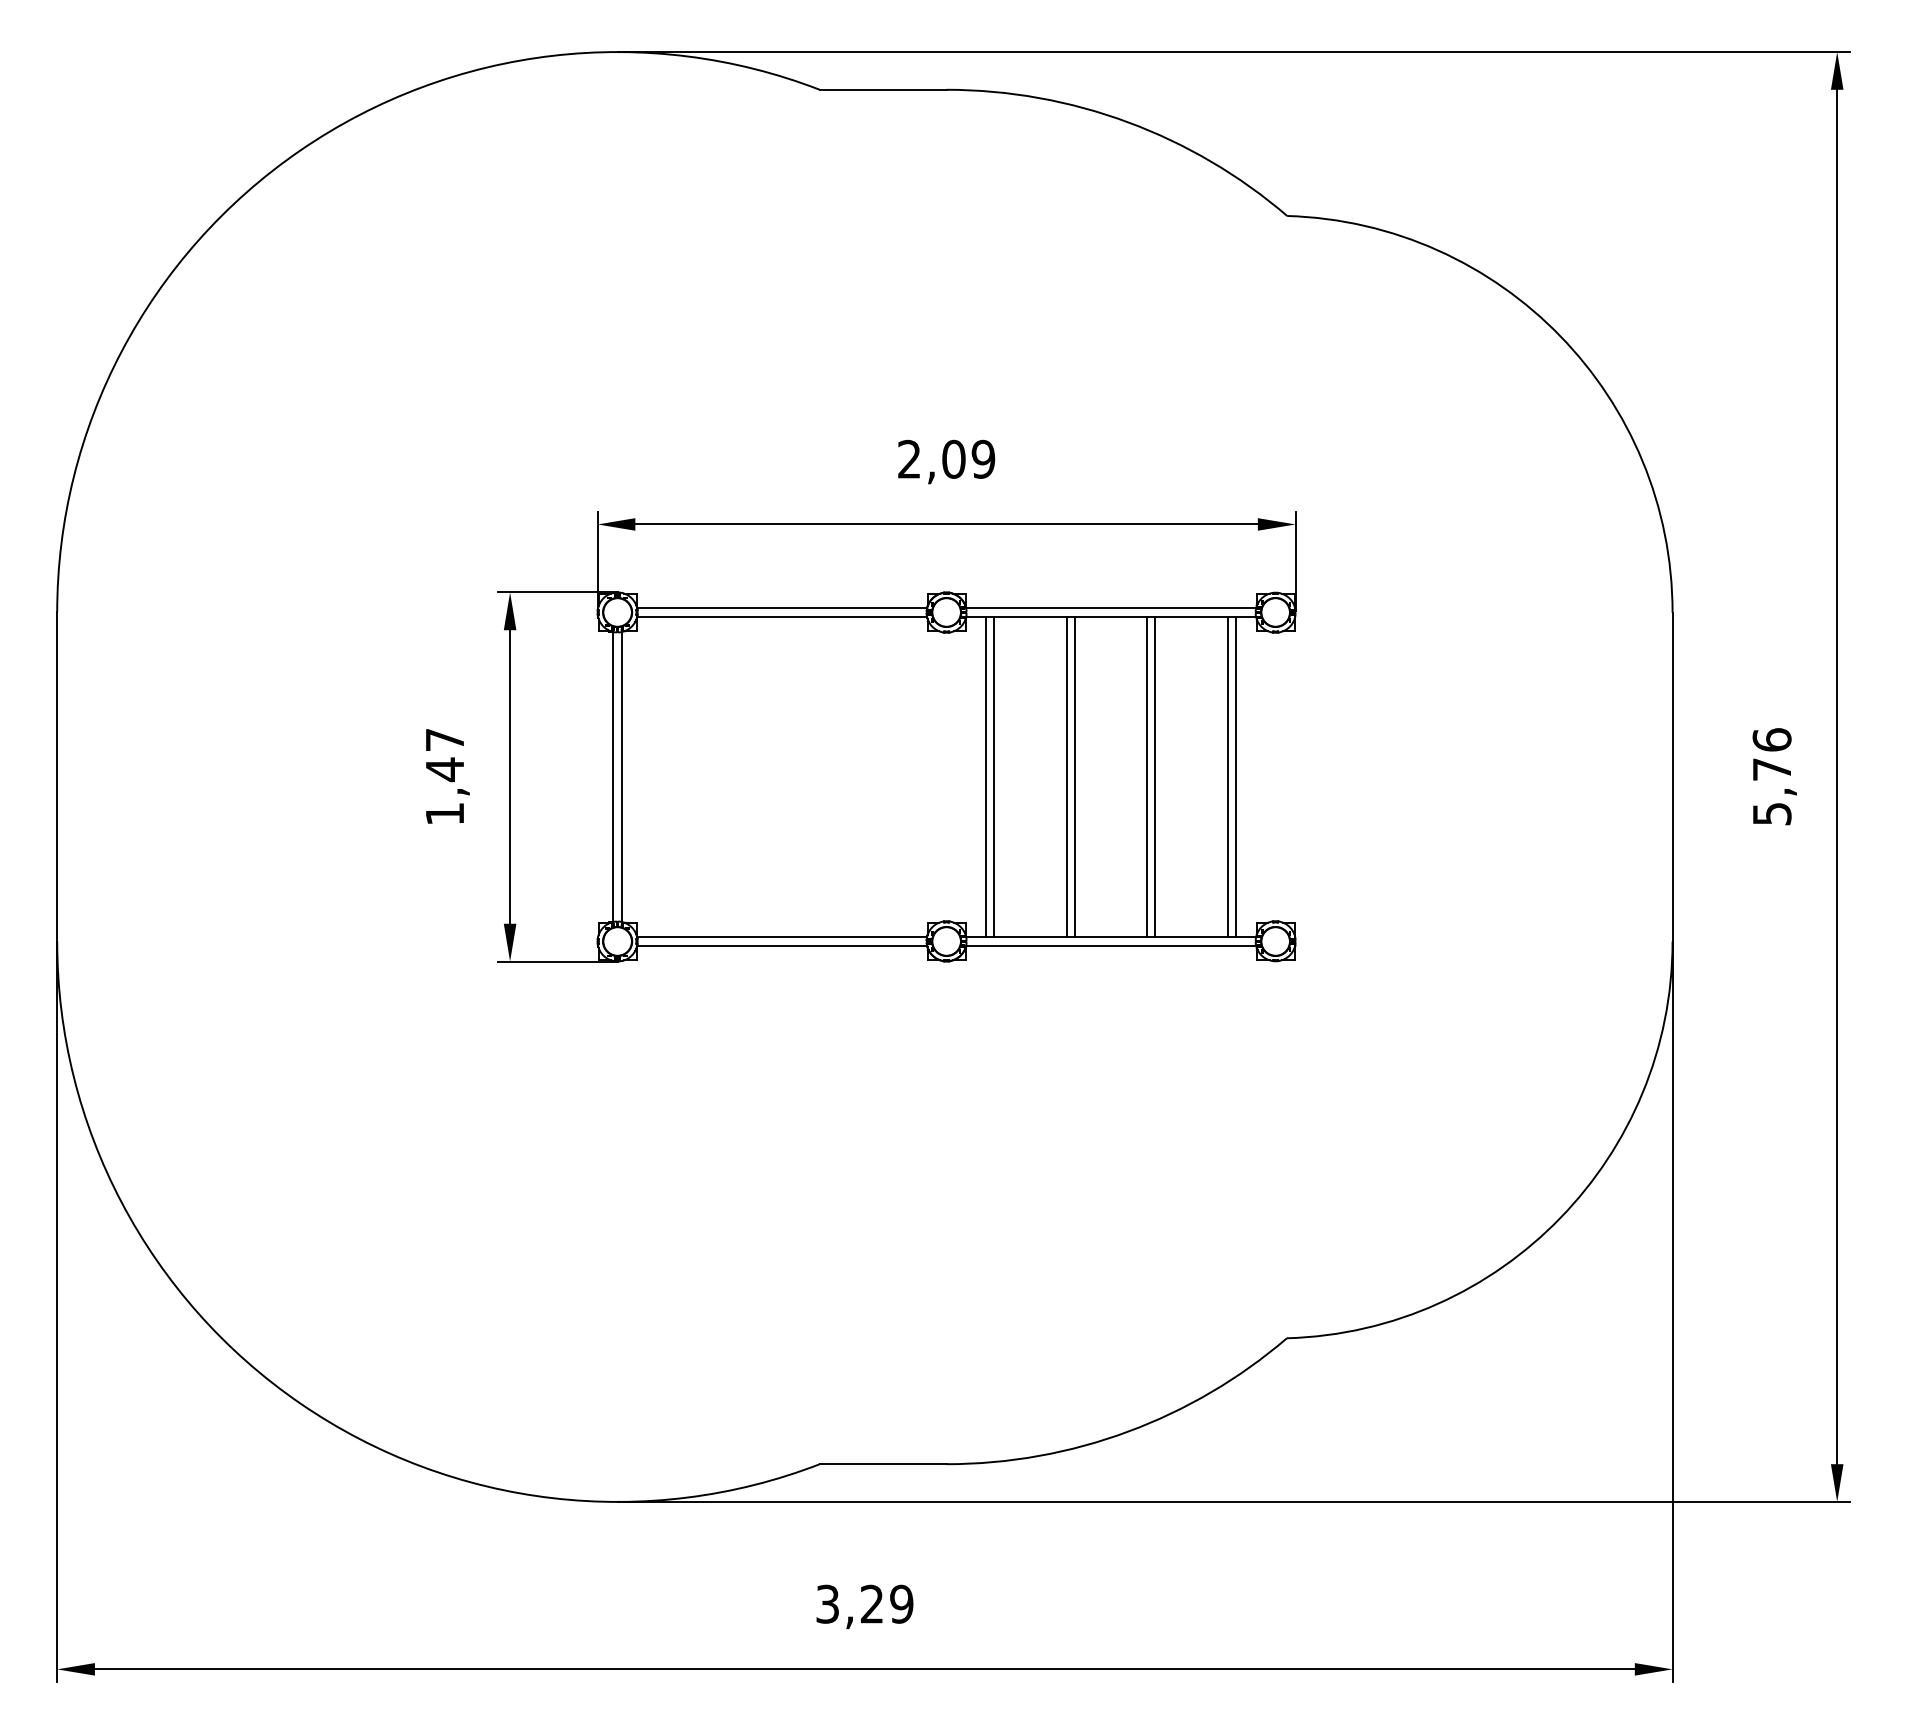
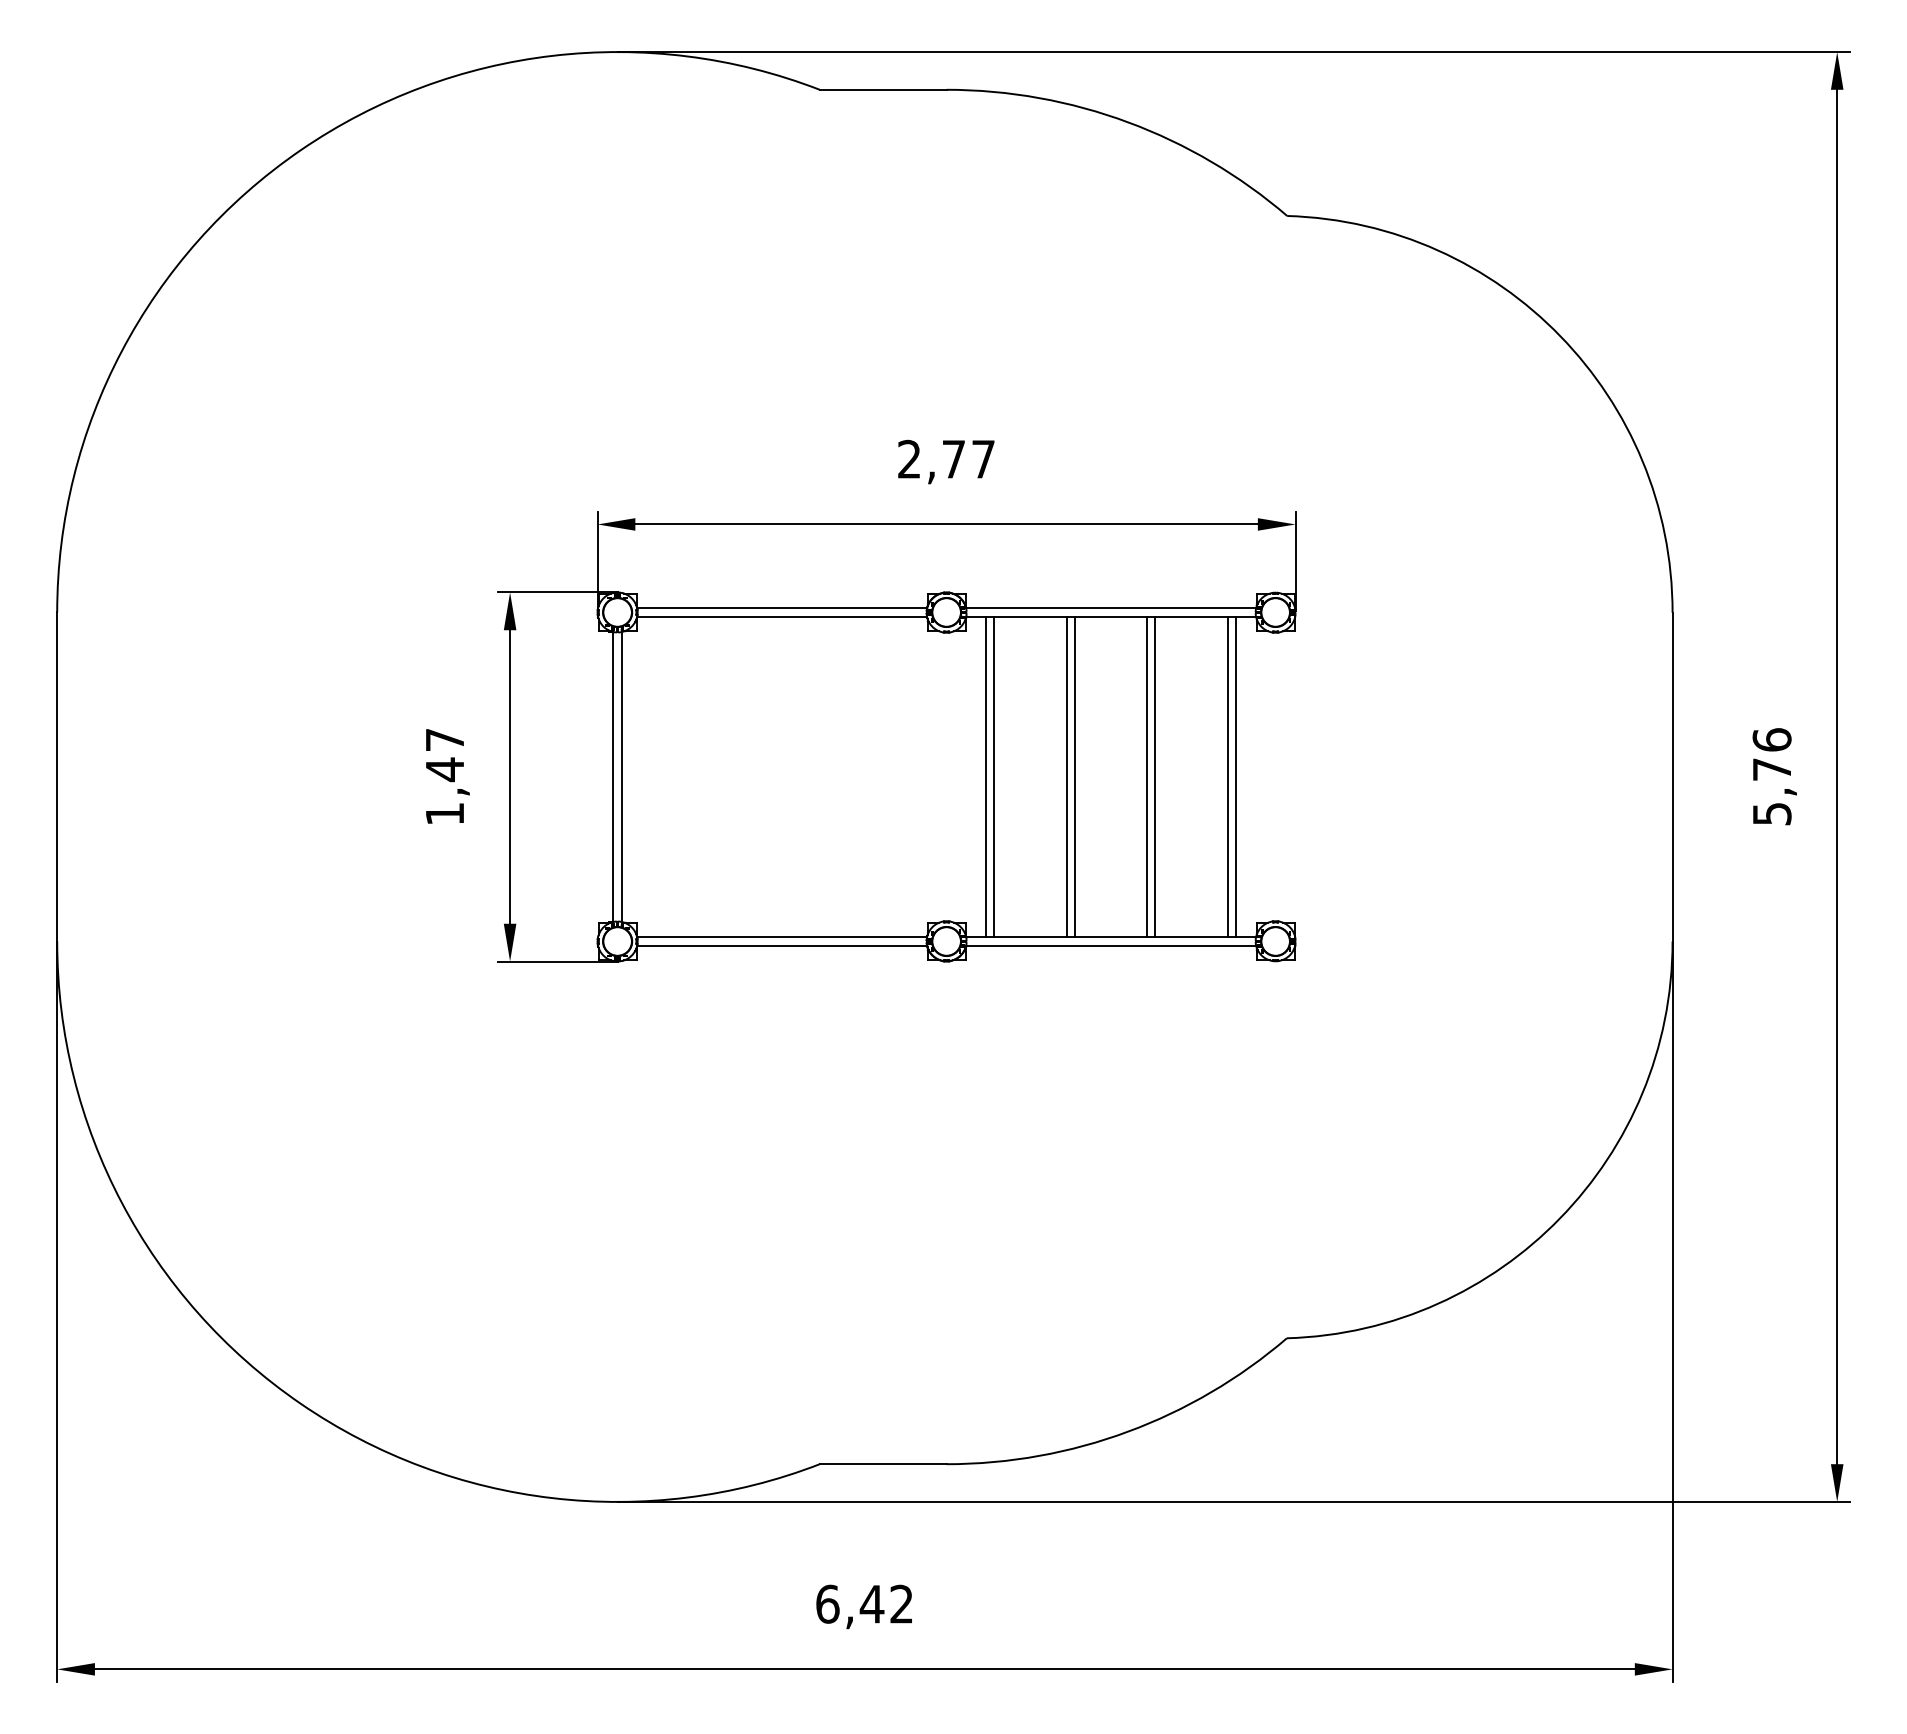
text: 2,09 -> 2,77 (968, 458)
text: 3,29 -> 6,42 (864, 1603)
